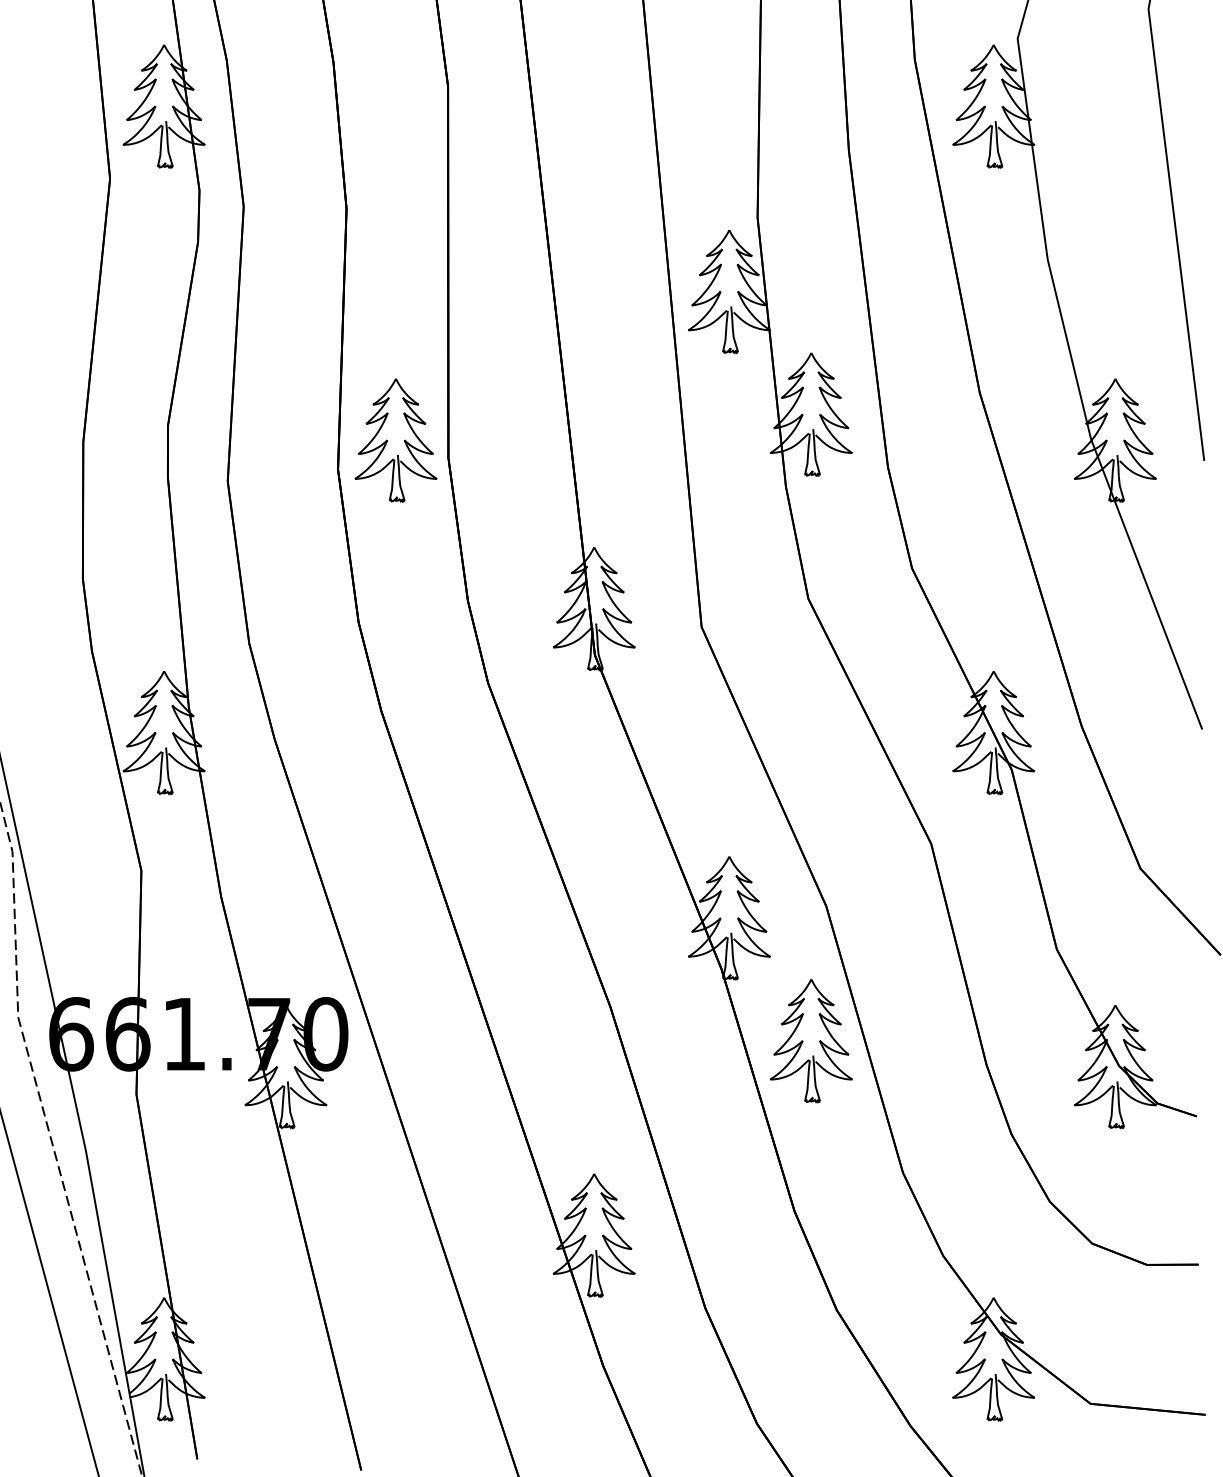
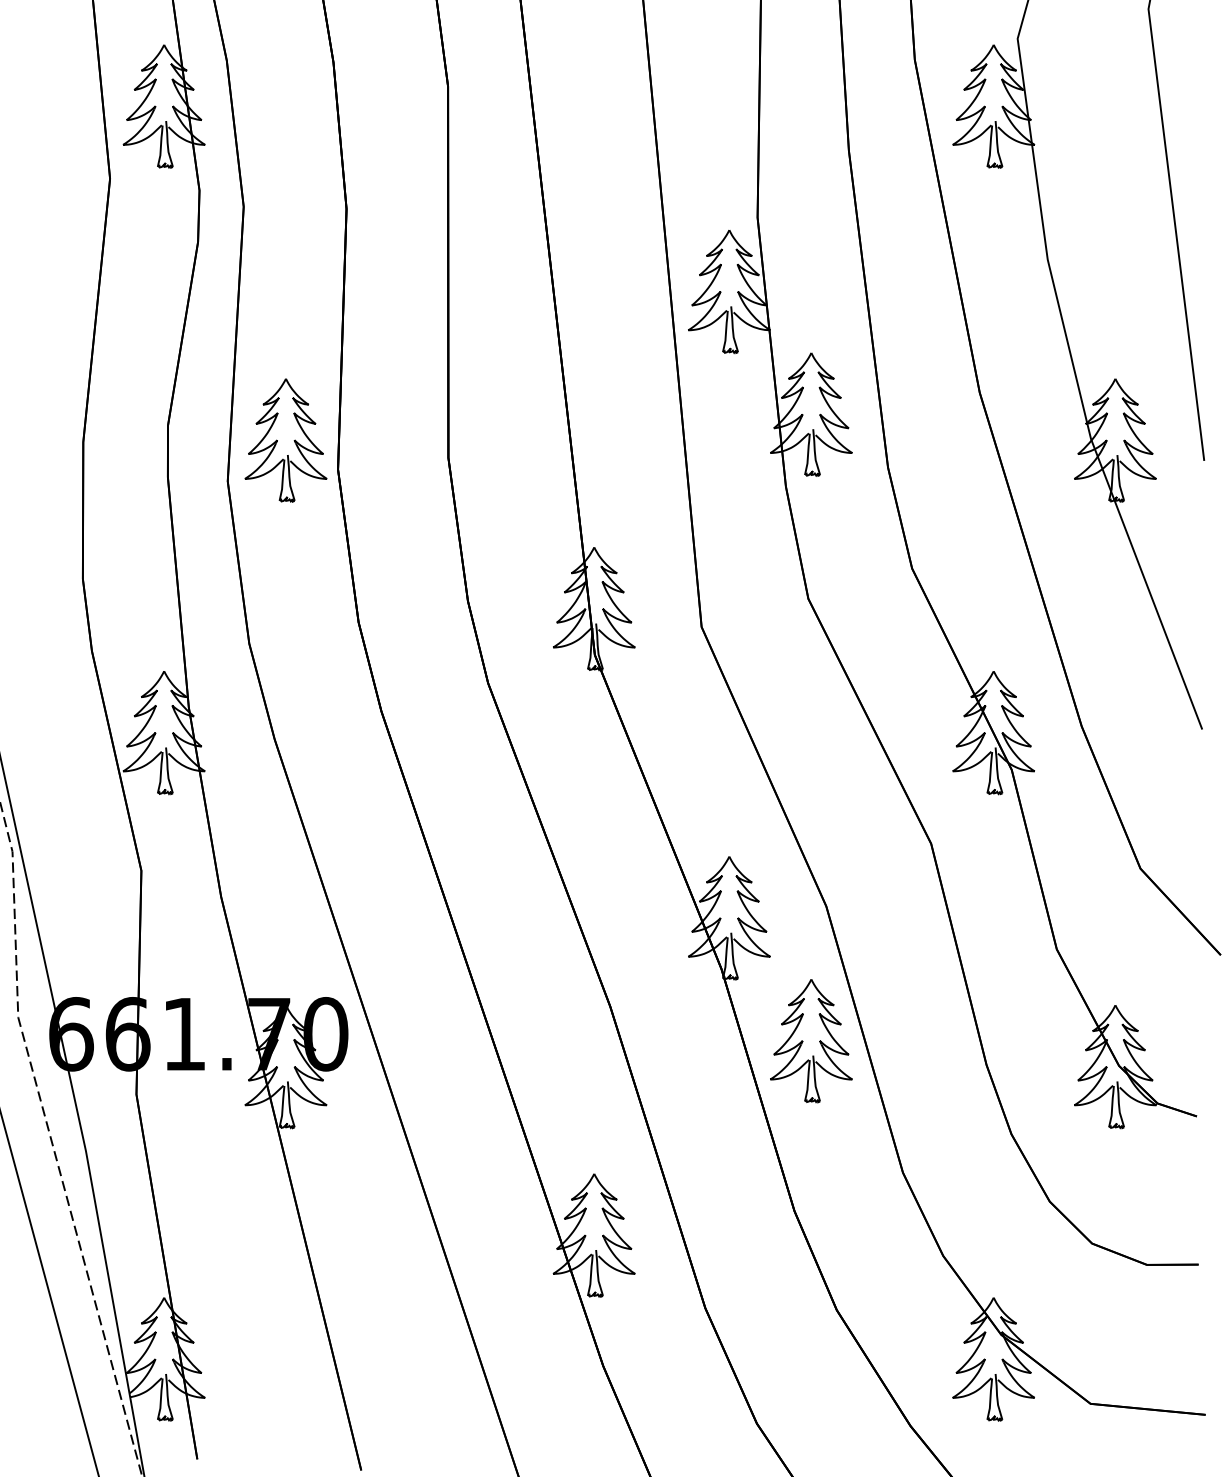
part position: (395, 440) -> (285, 440) (285, 440)
